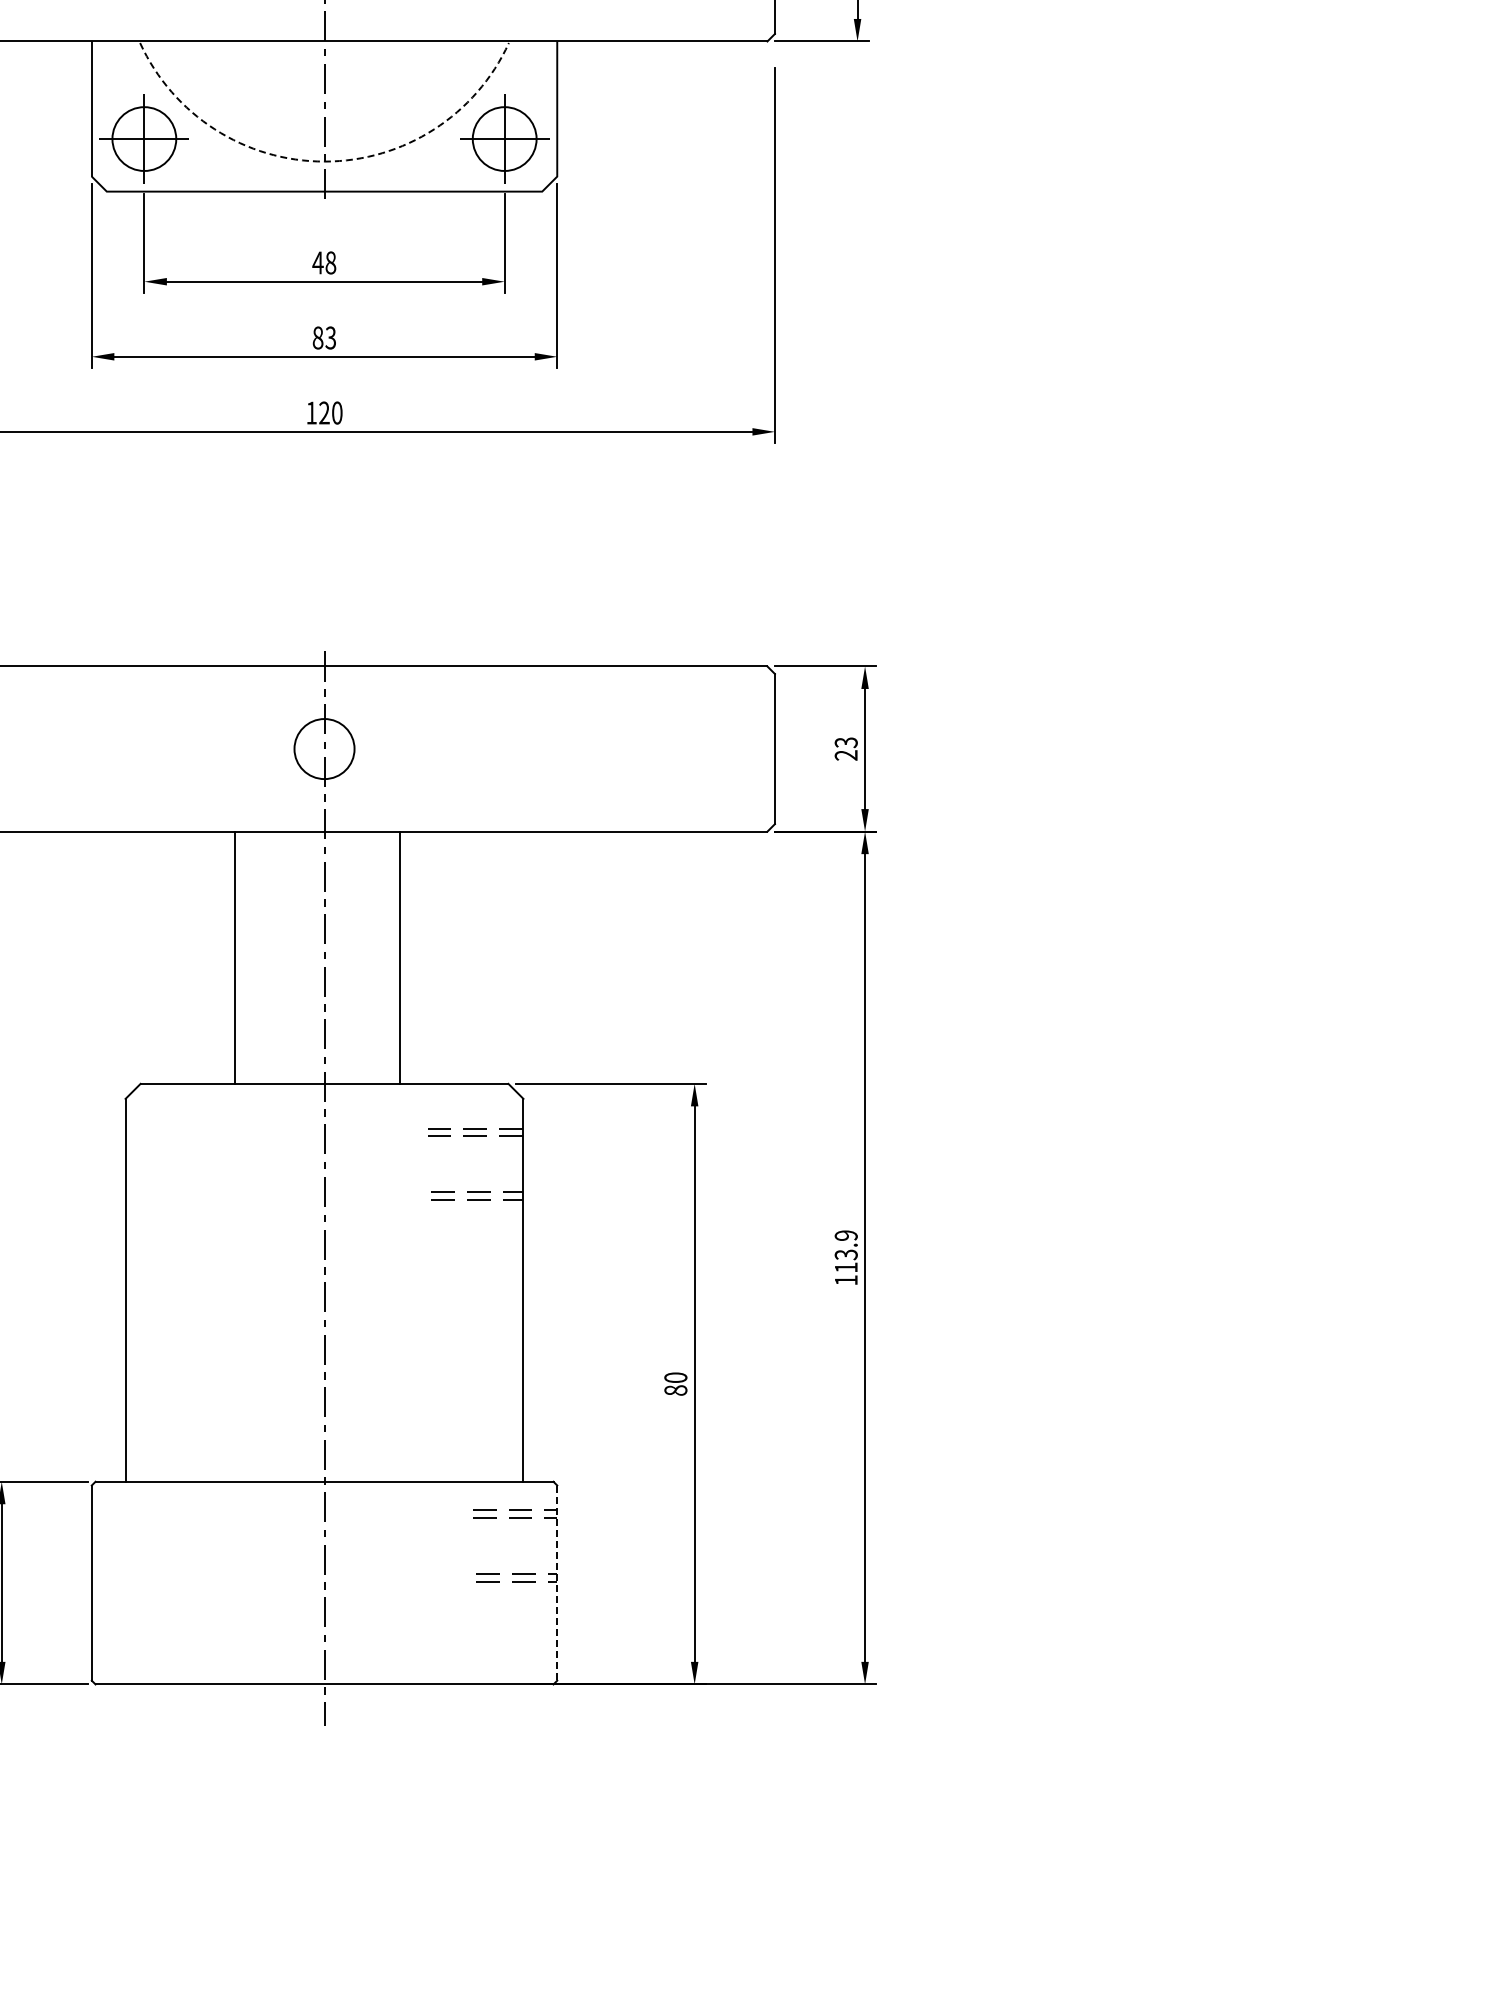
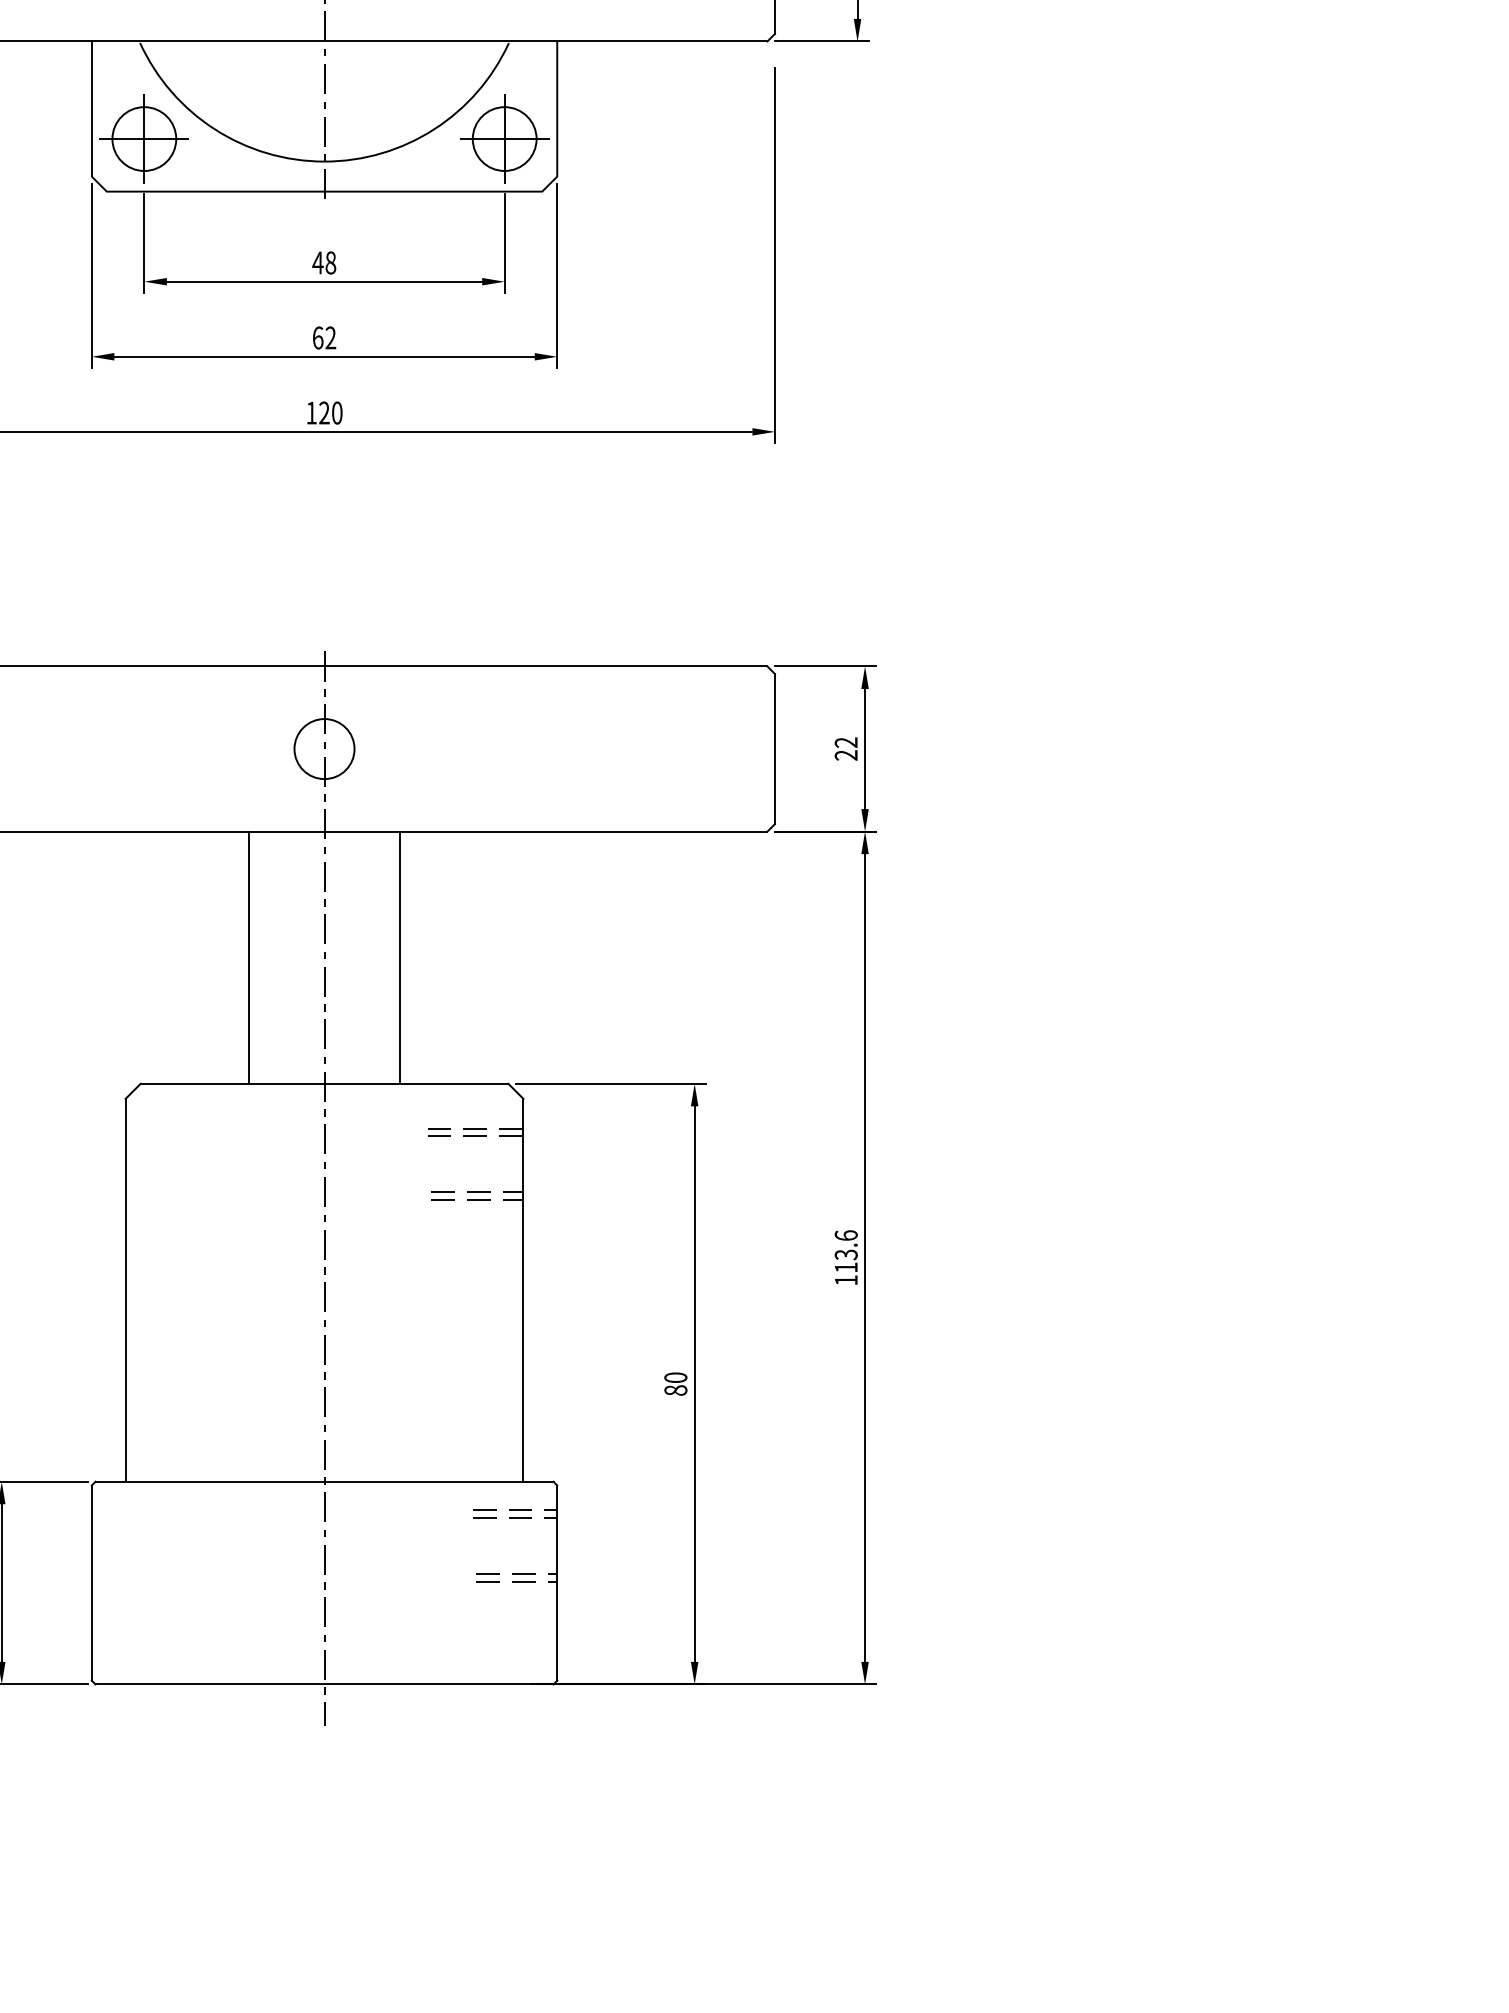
arc: dashed -> solid (324, 161)
text: 83 -> 62 (324, 337)
text: 23 -> 22 (846, 742)
line position: (235, 957) -> (249, 957) (249, 957)
text: 113.9 -> 113.6 (845, 1235)
line: dashed -> solid (557, 1583)
